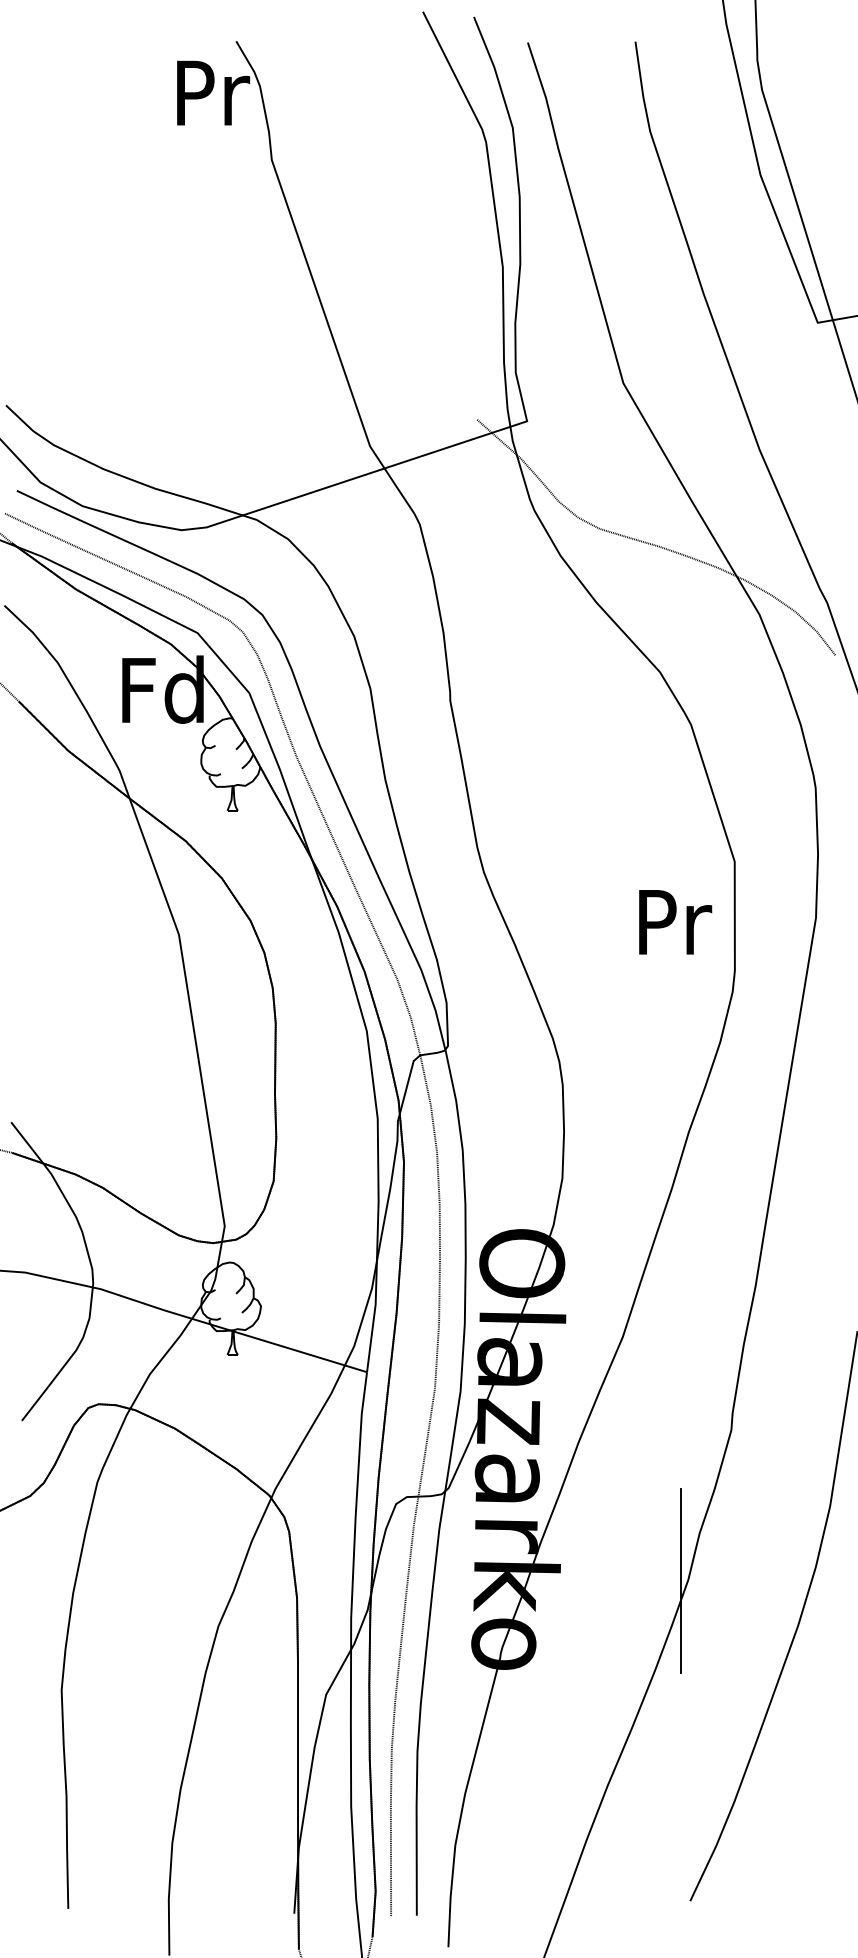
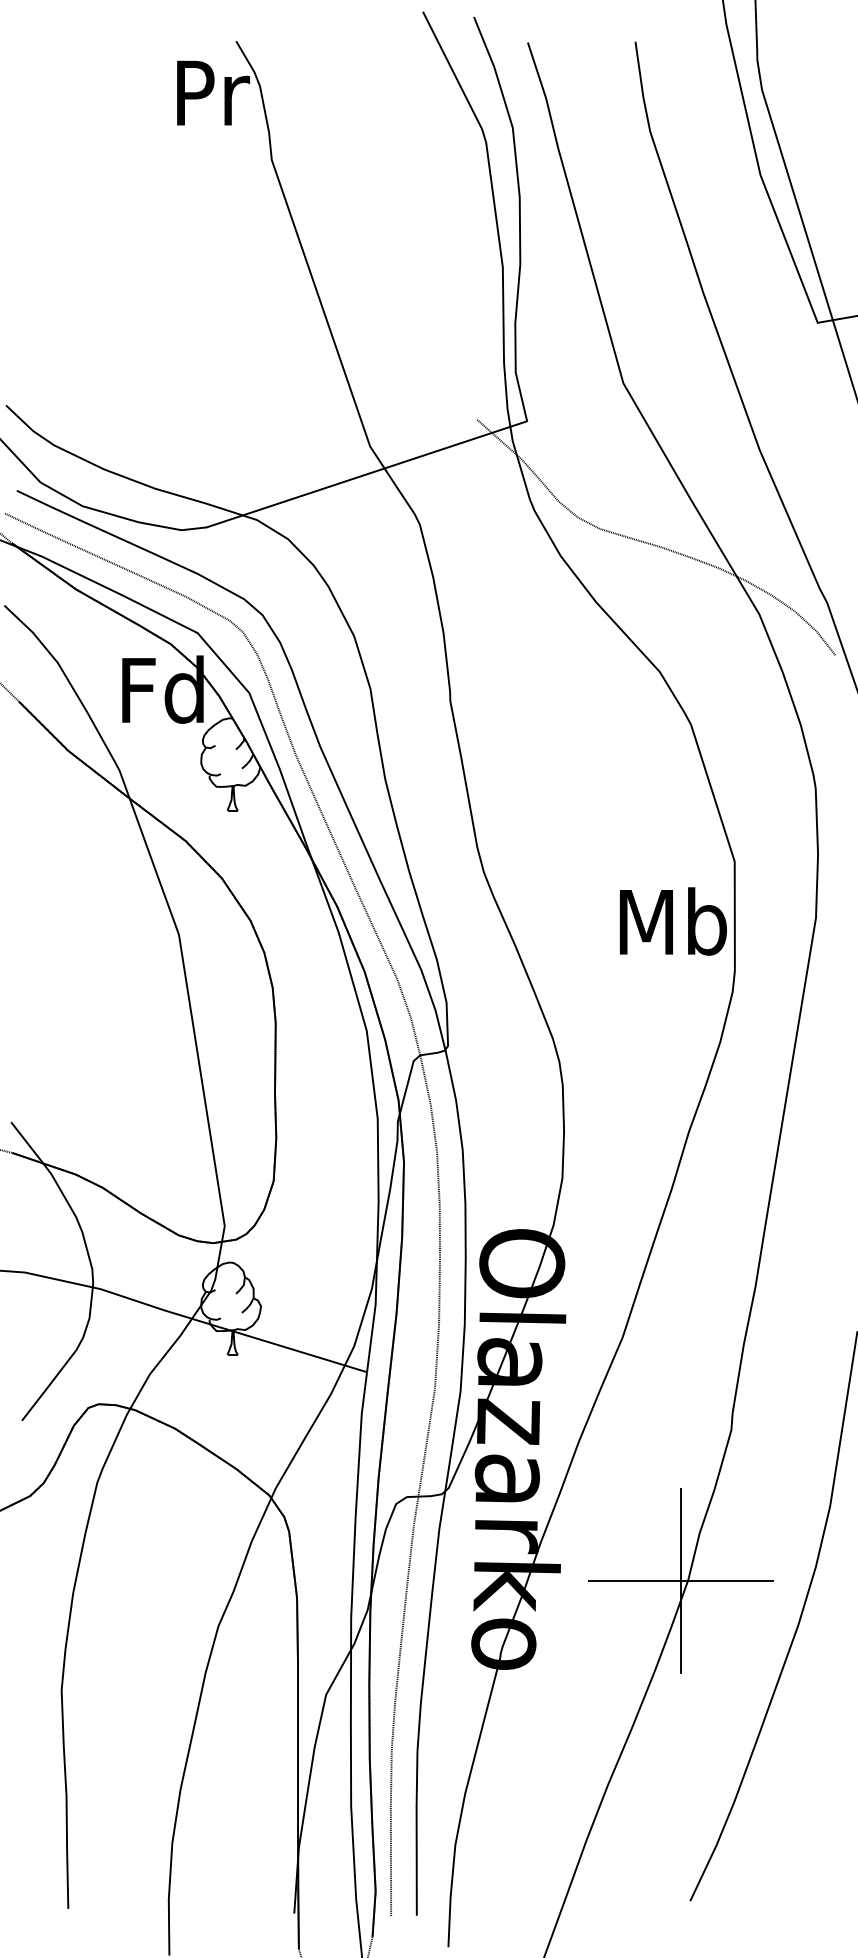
text: Pr -> Mb (672, 921)
line: none -> present (680, 1580)
